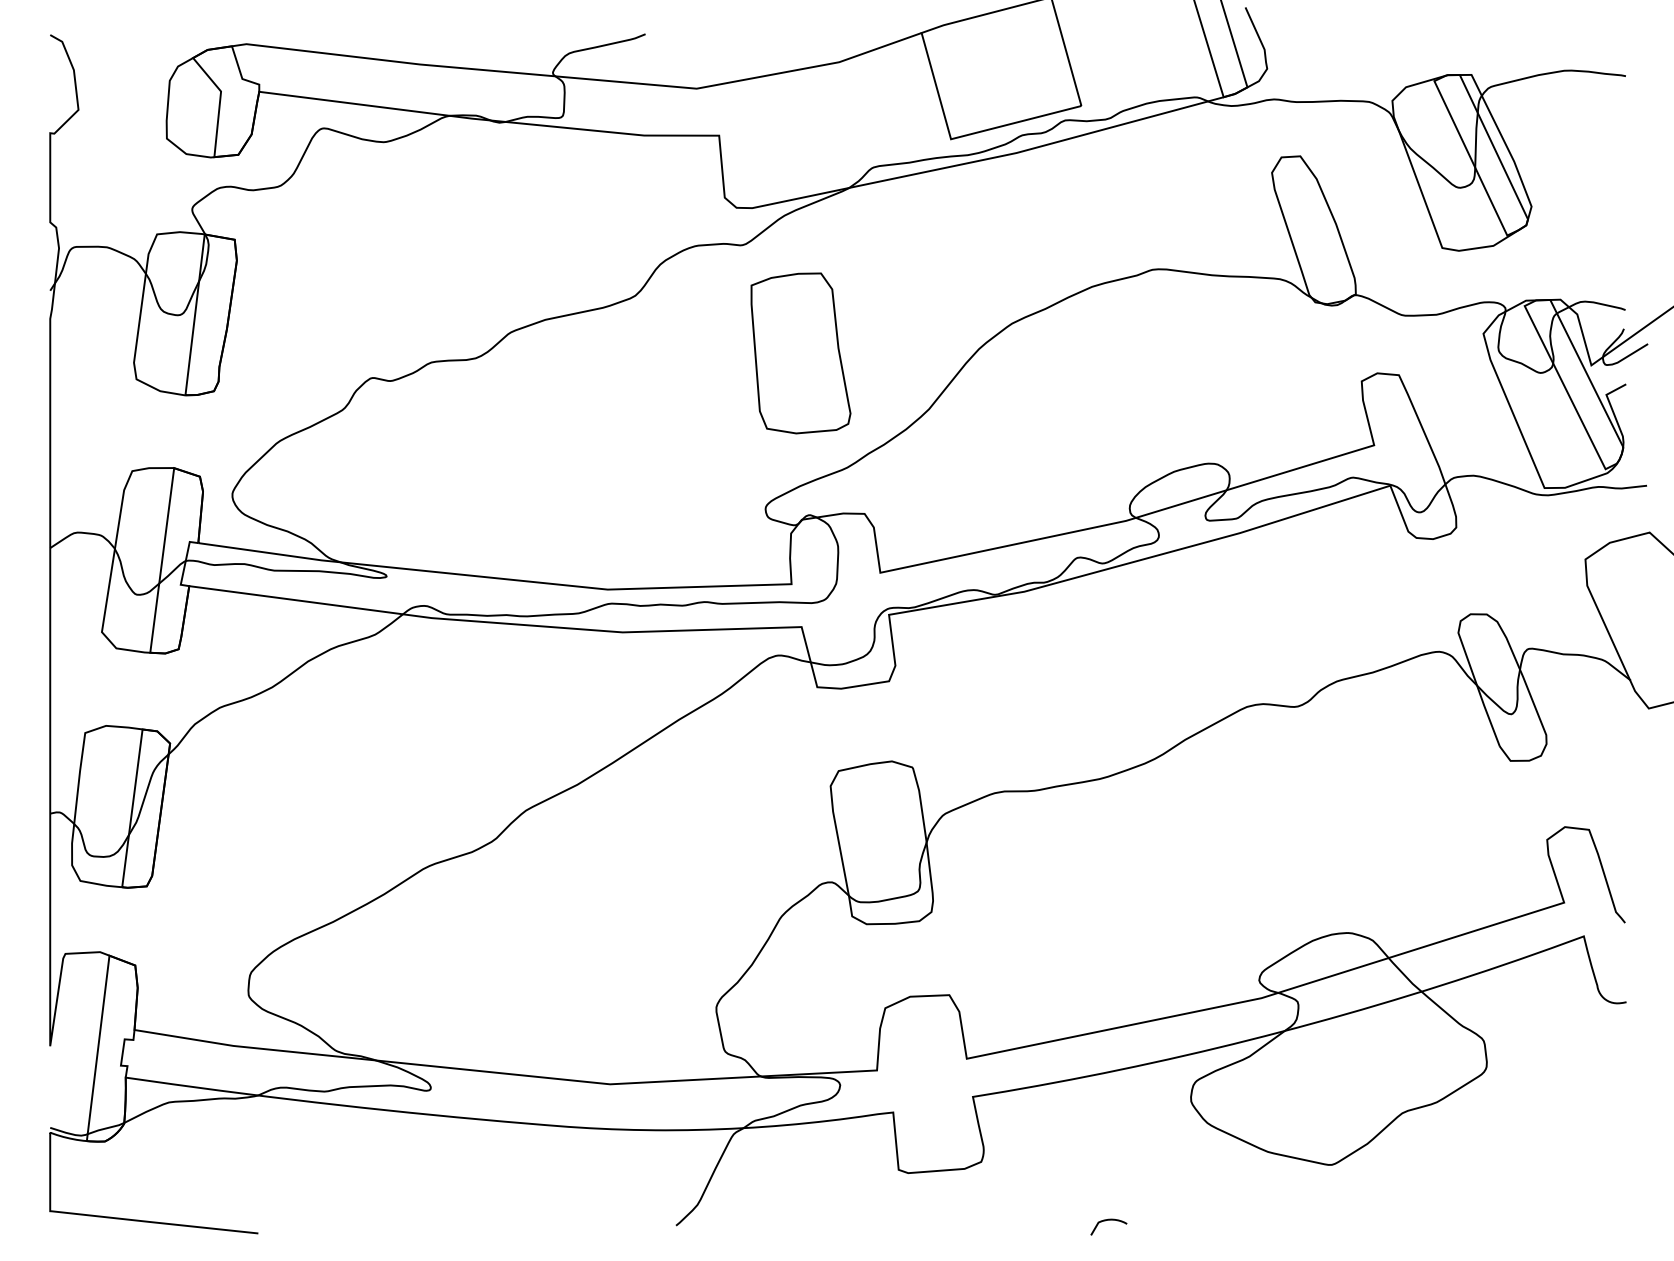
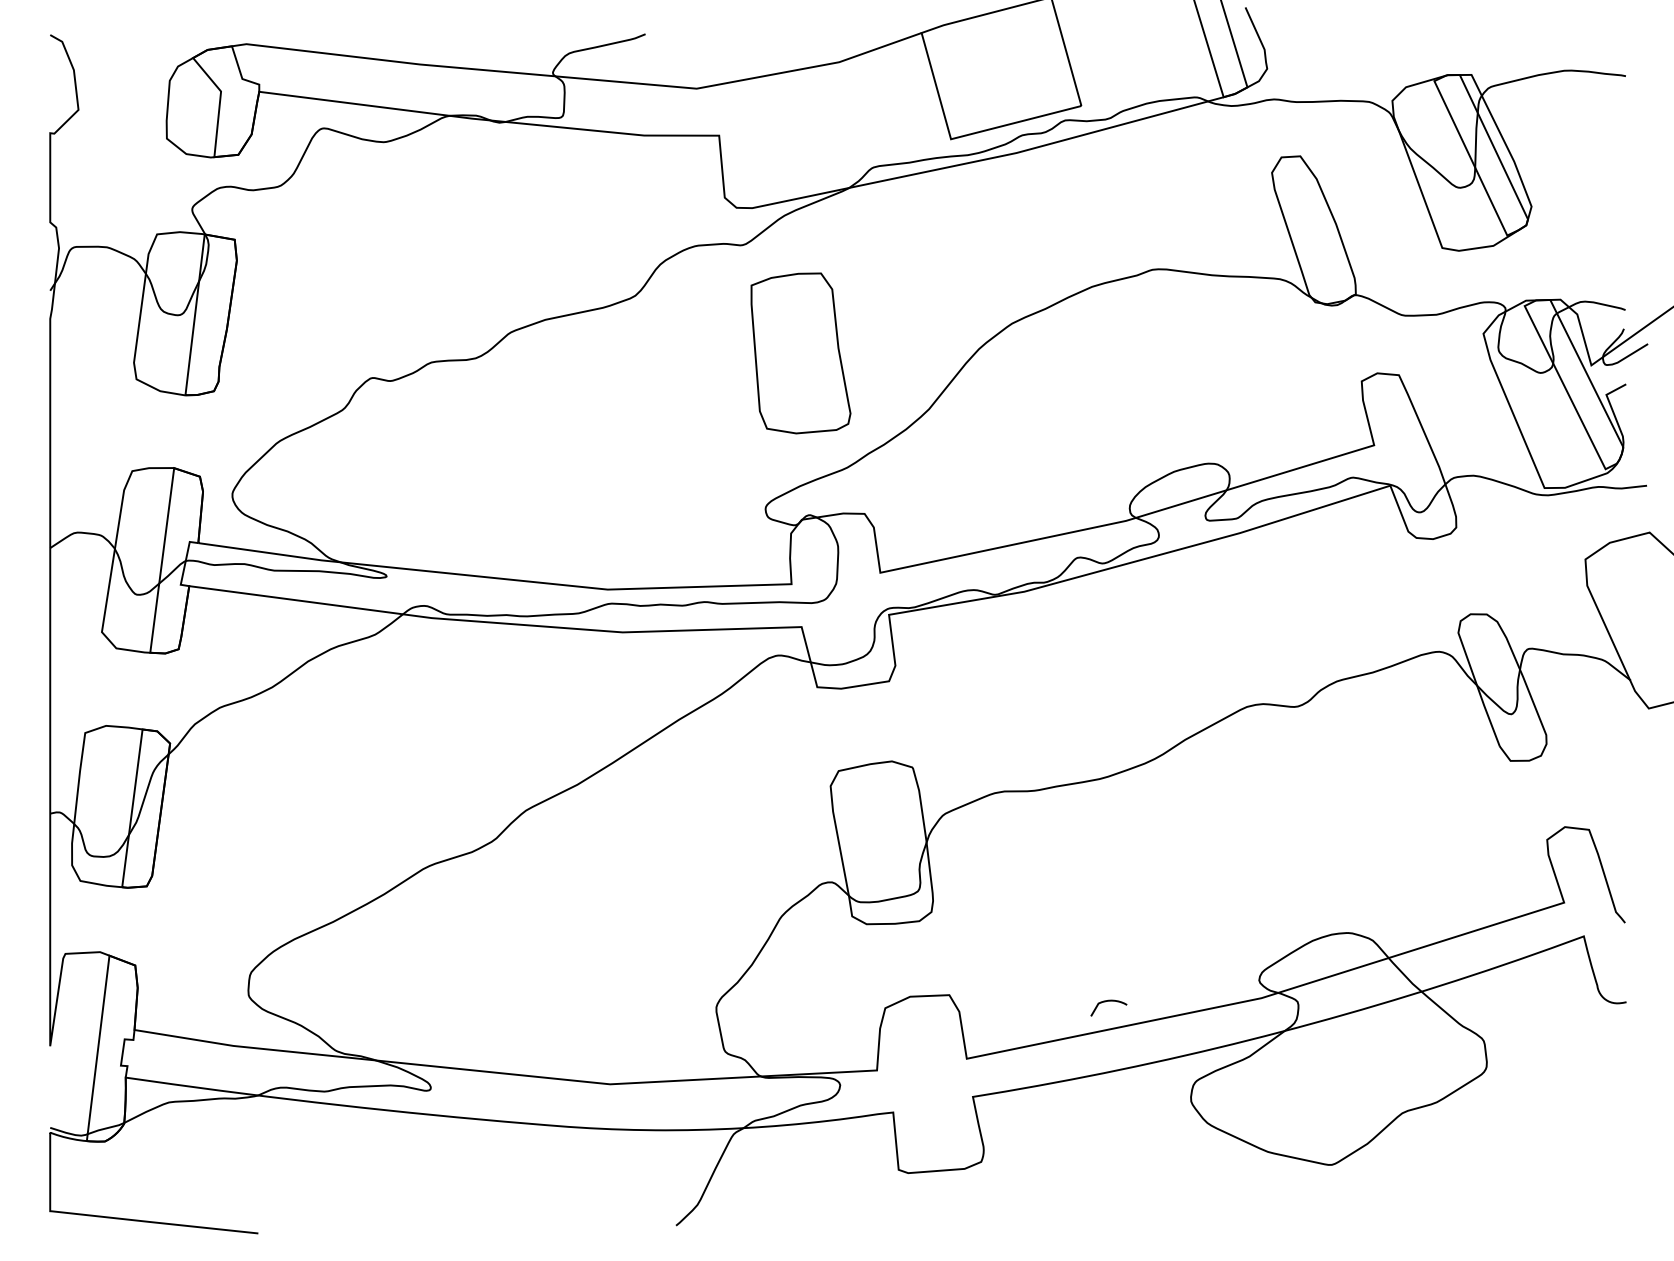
curve position: (1105, 1221) -> (1105, 1002) (1105, 1002)
